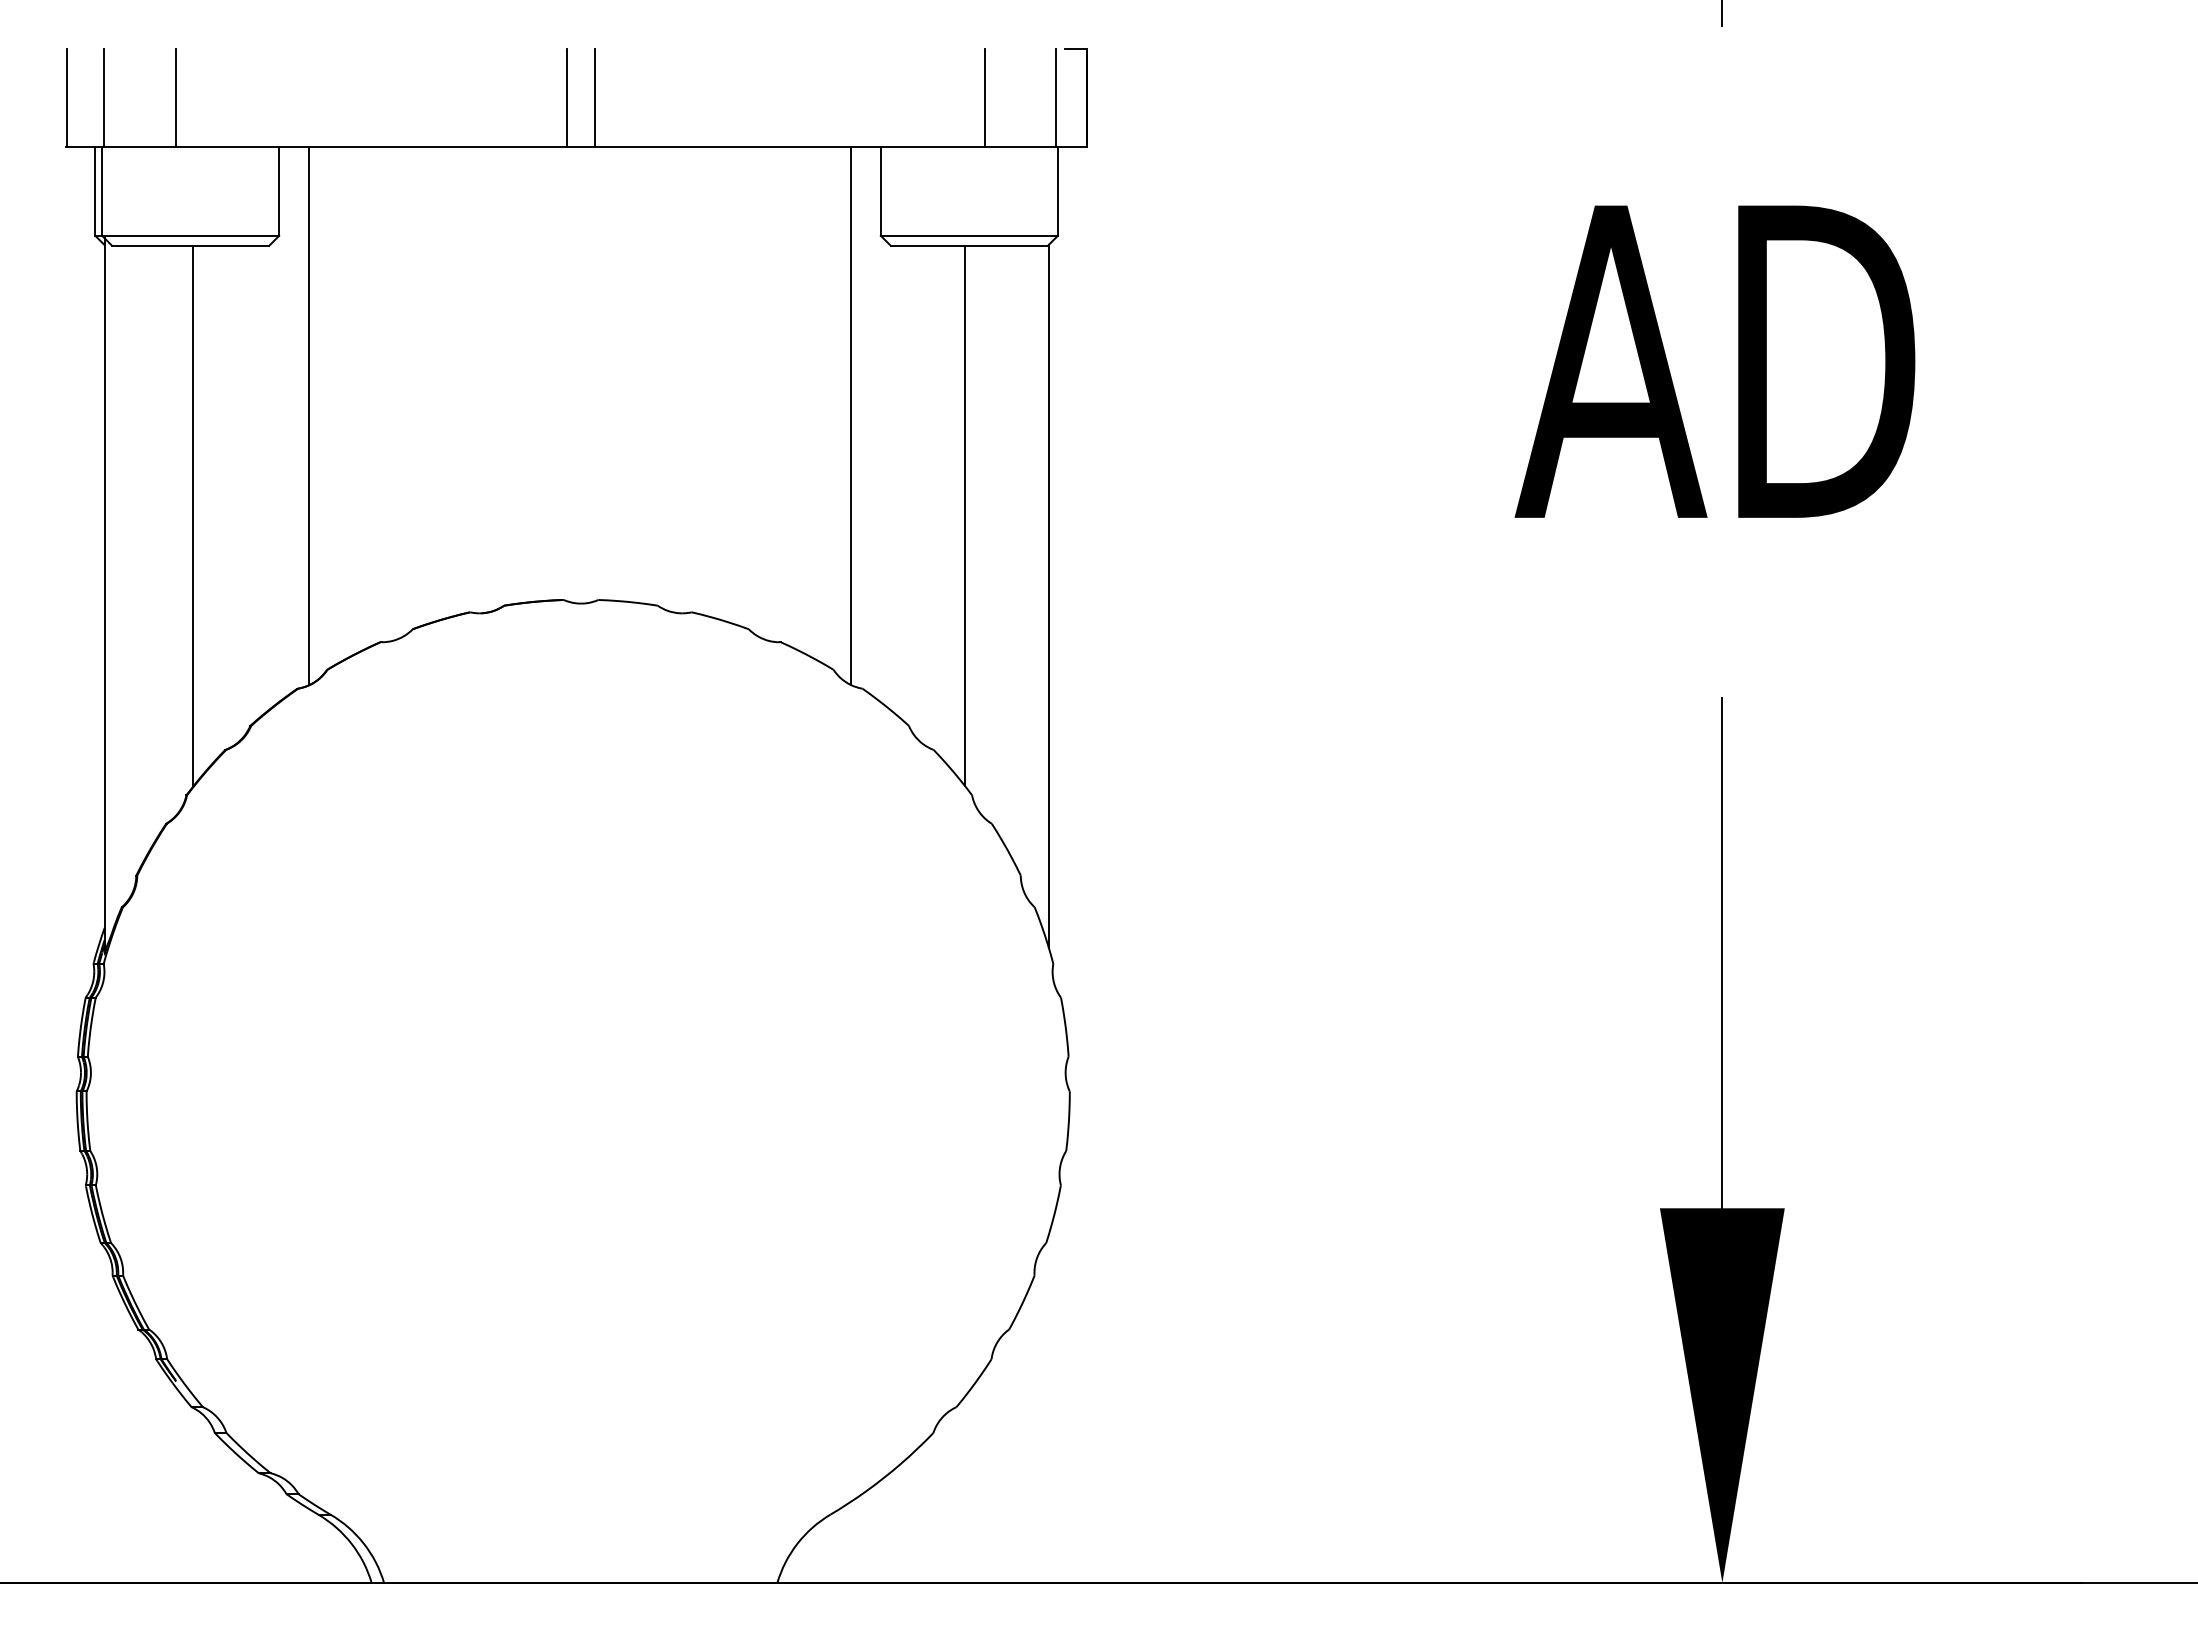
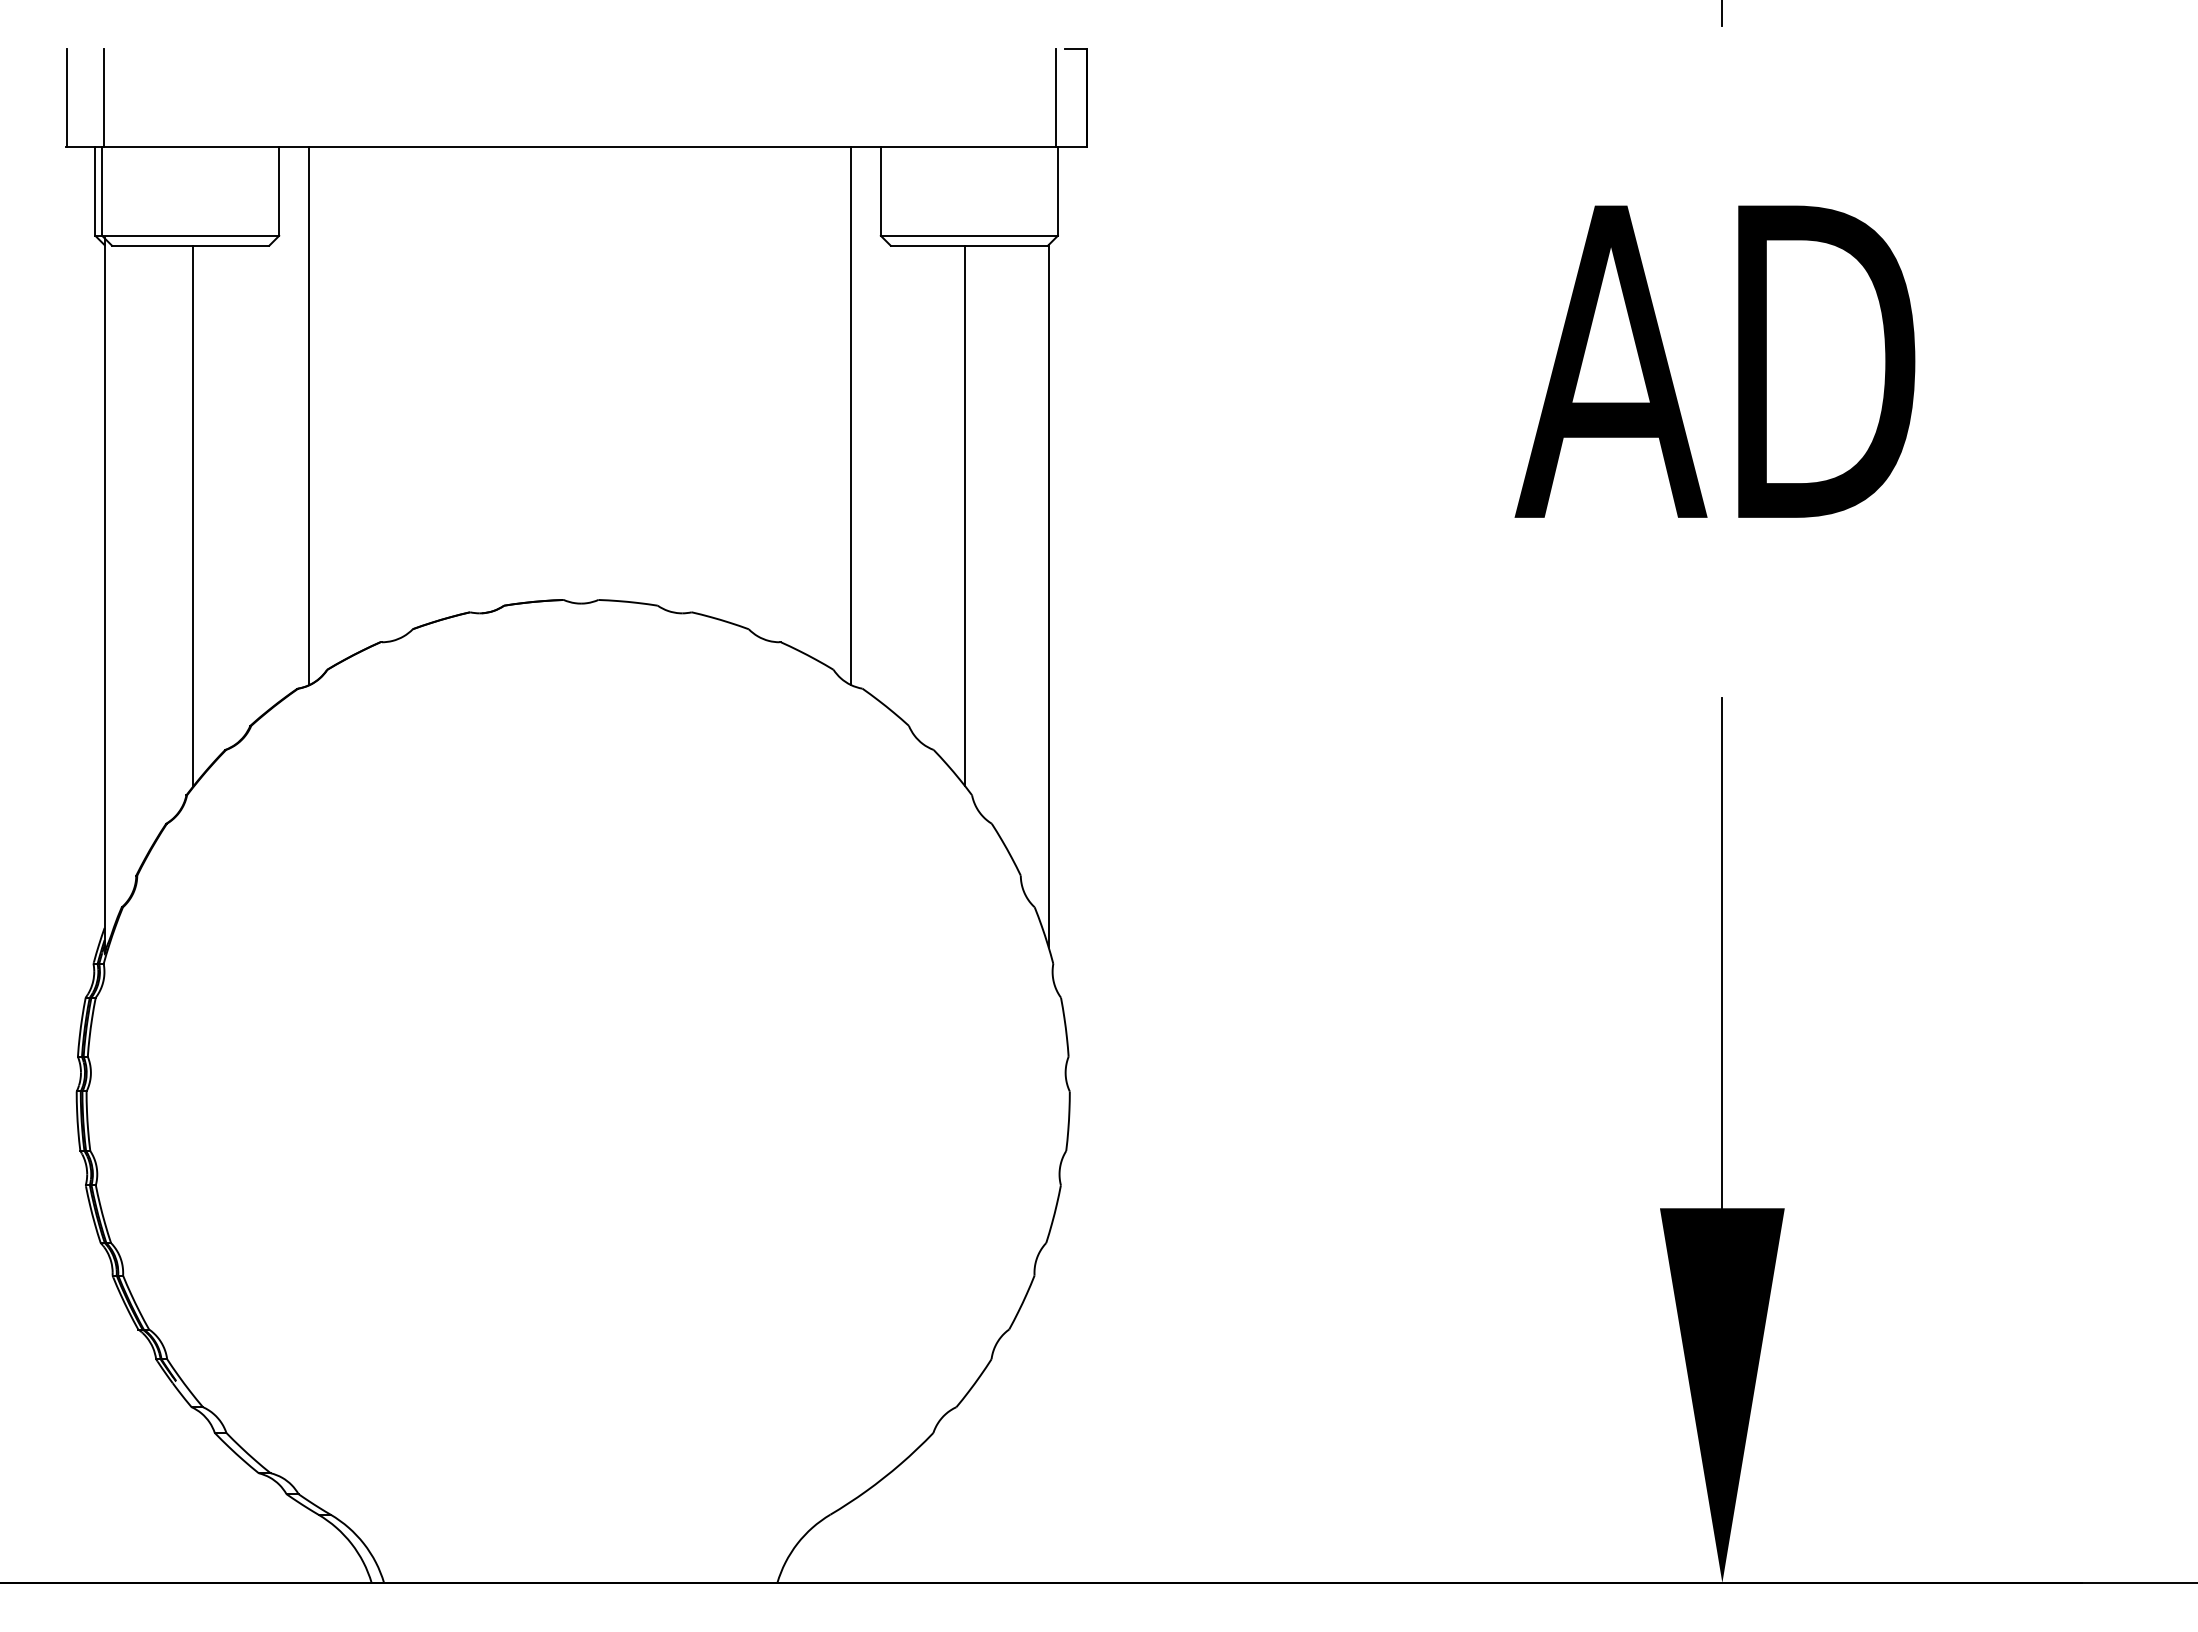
line: present -> none (176, 98)
line: present -> none (567, 98)
line: present -> none (594, 98)
line: present -> none (985, 98)
